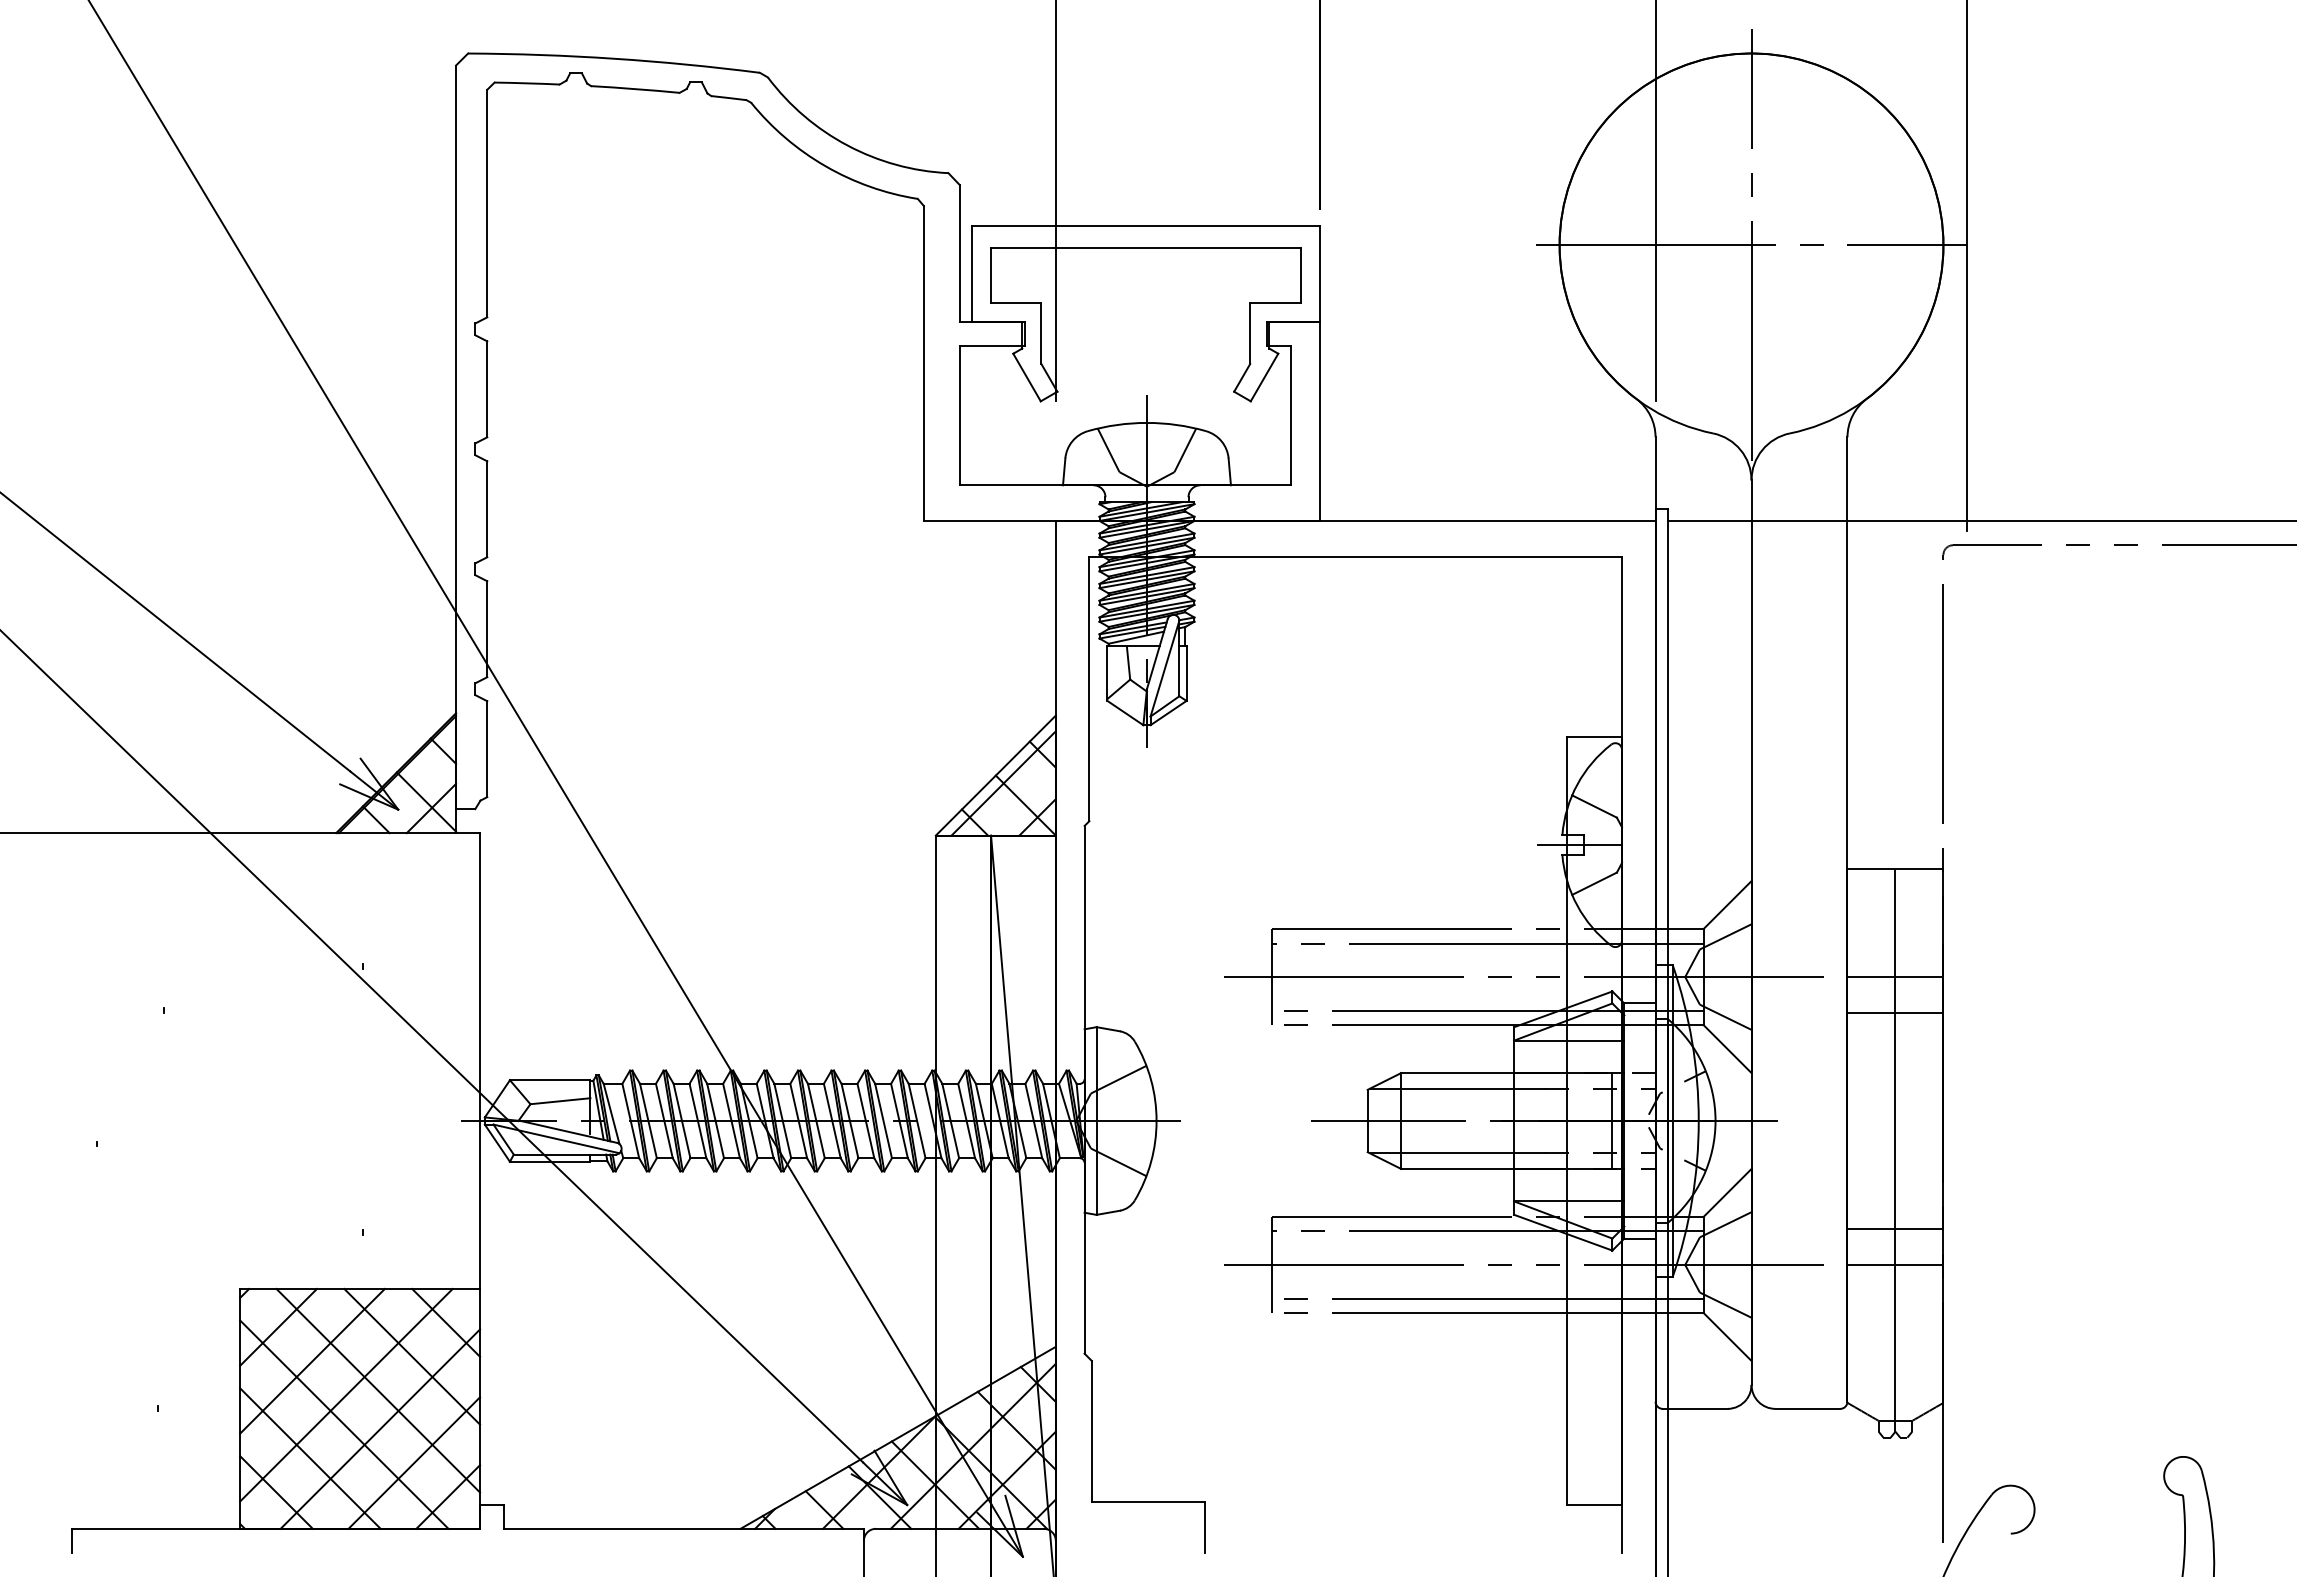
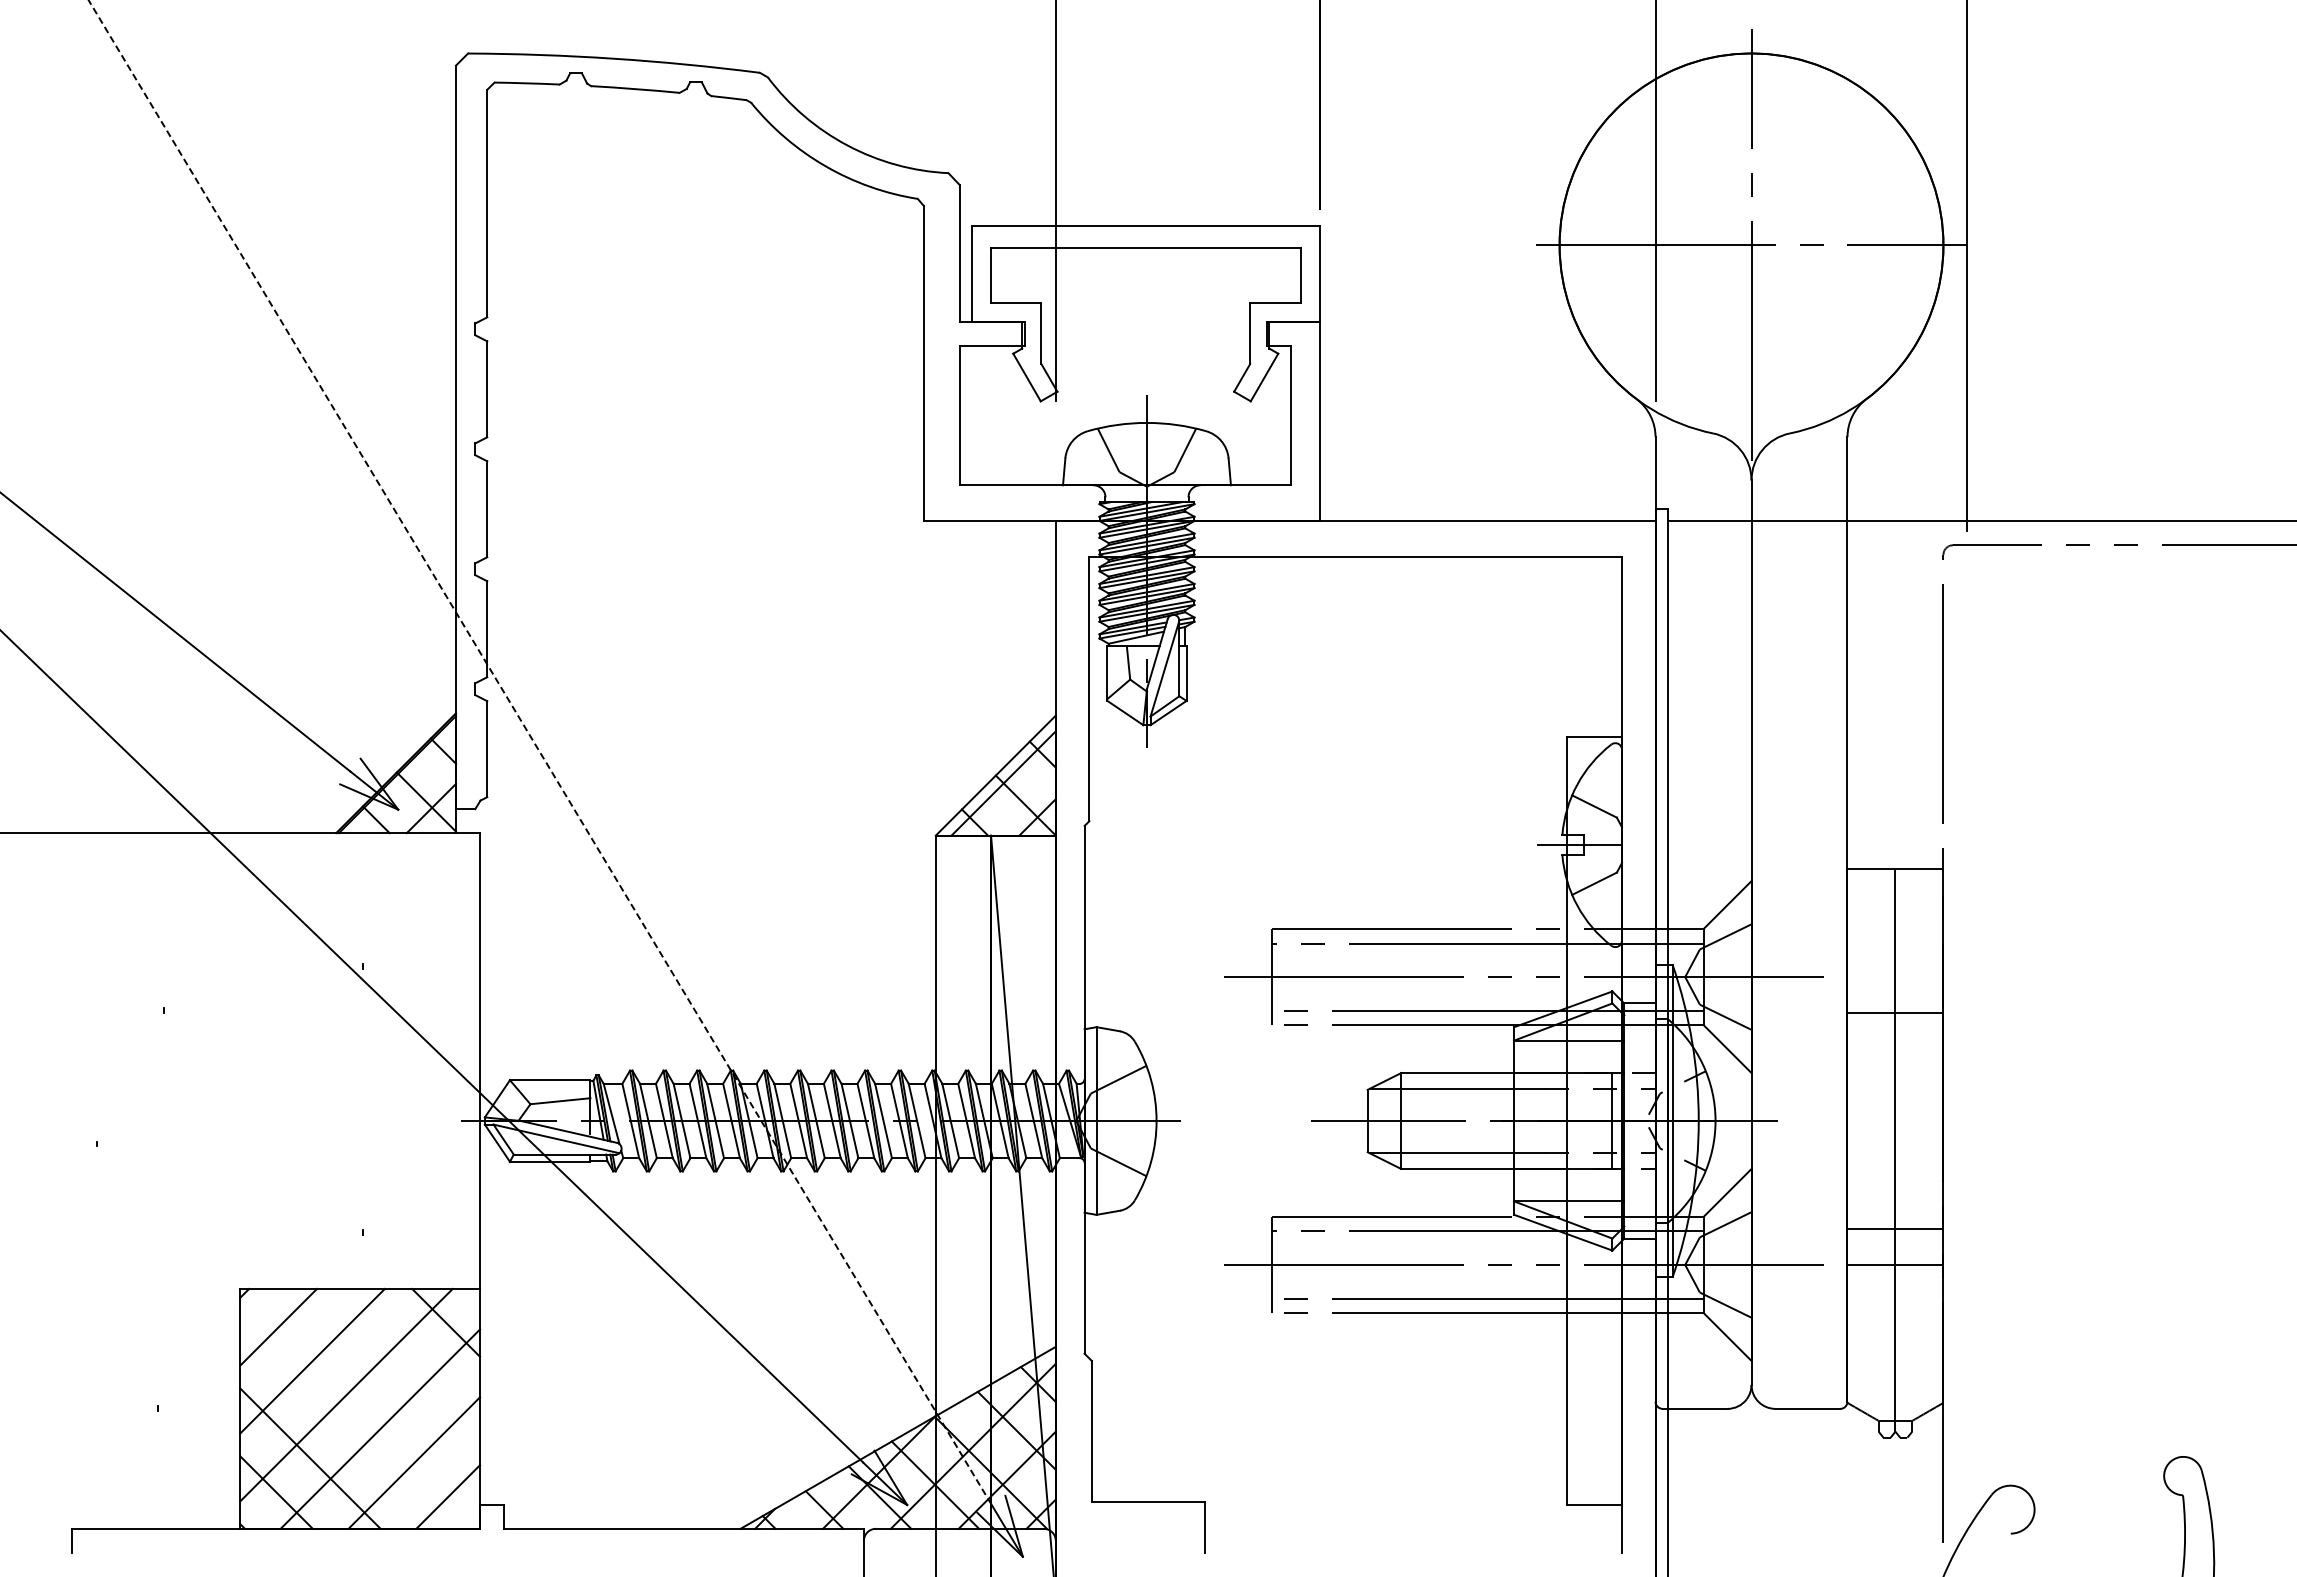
line: solid -> dashed (539, 751)
line: present -> none (1895, 977)
line: present -> none (412, 1356)
line: present -> none (378, 1390)
line: present -> none (344, 1424)
